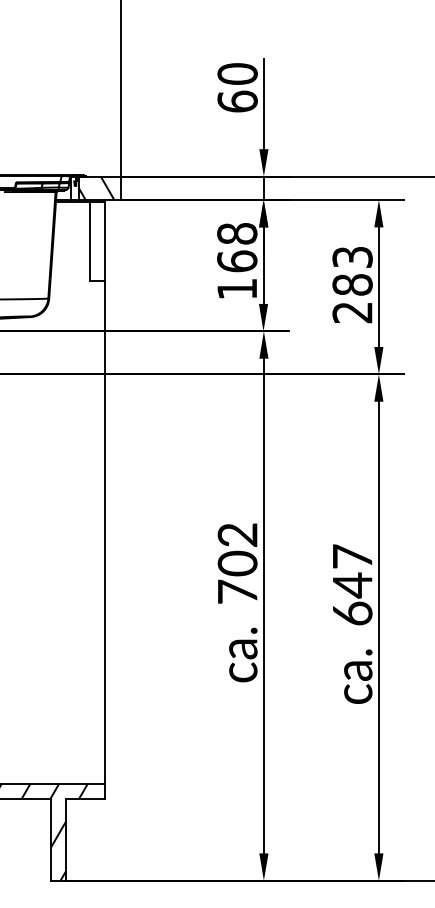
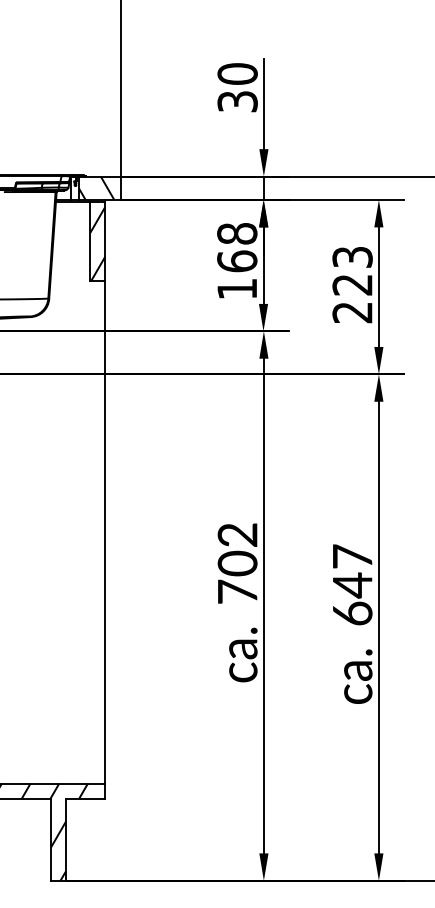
text: 60 -> 30 (237, 101)
hatch: none -> present (97, 243)
text: 283 -> 223 (352, 284)
